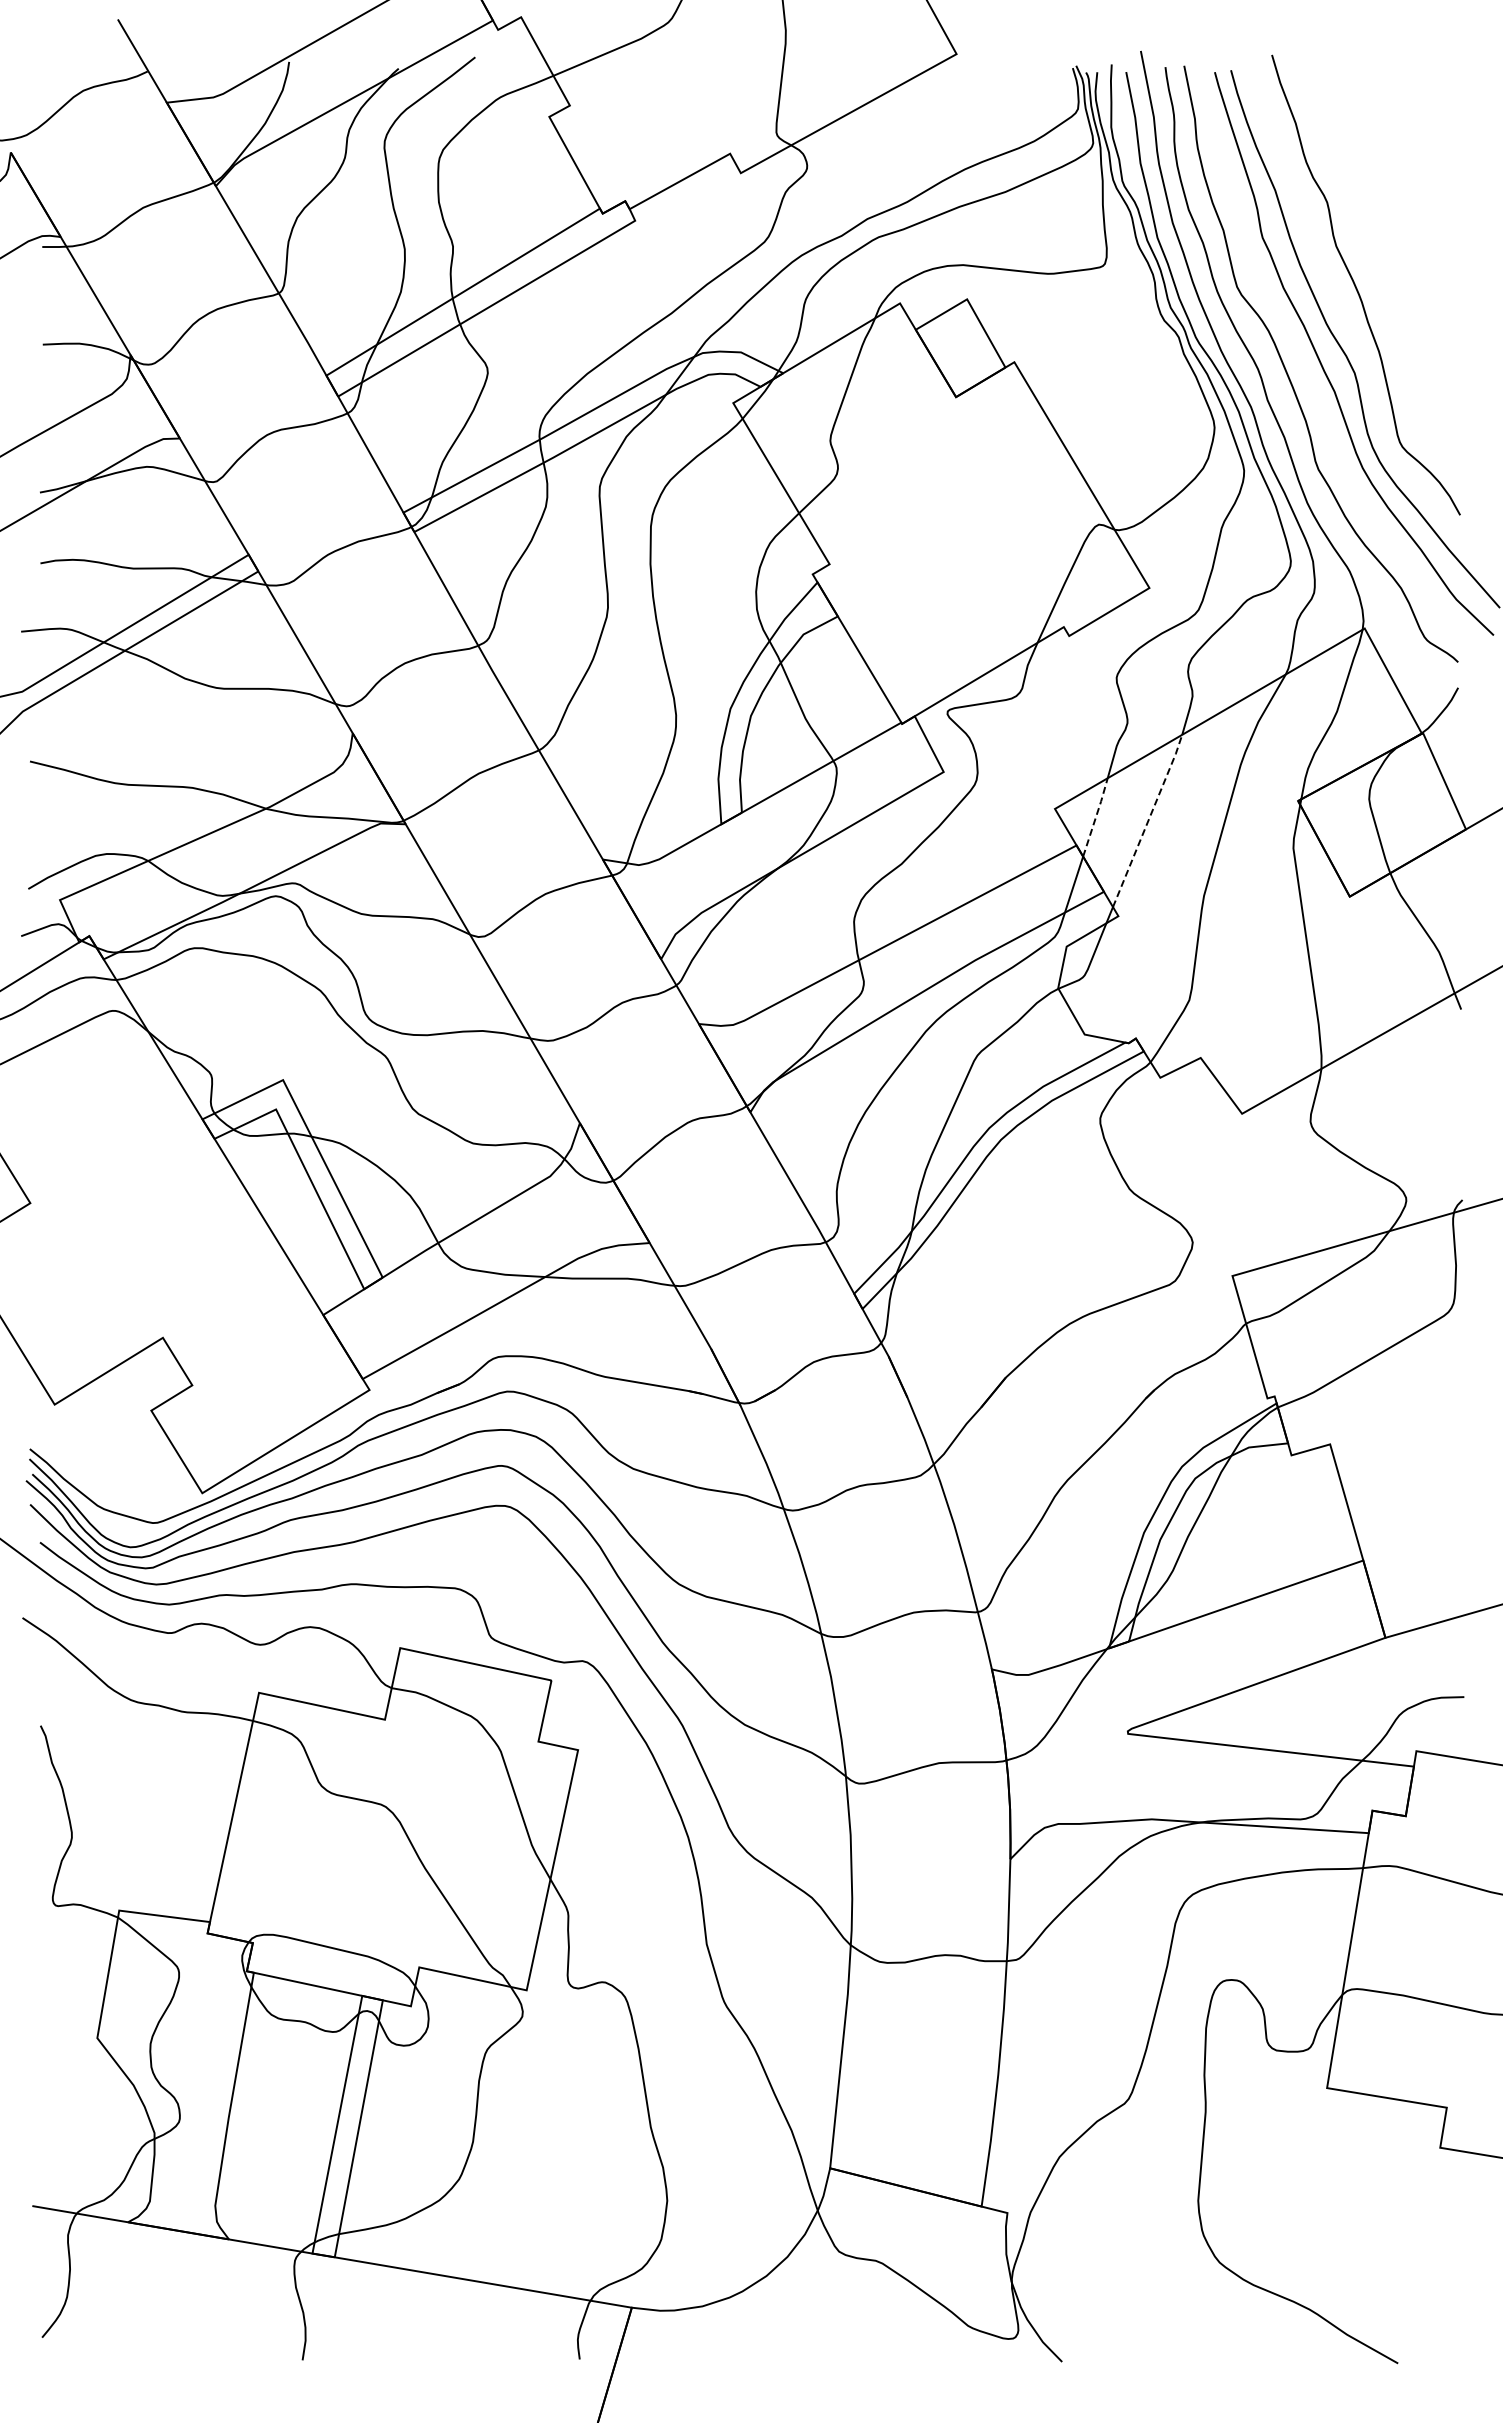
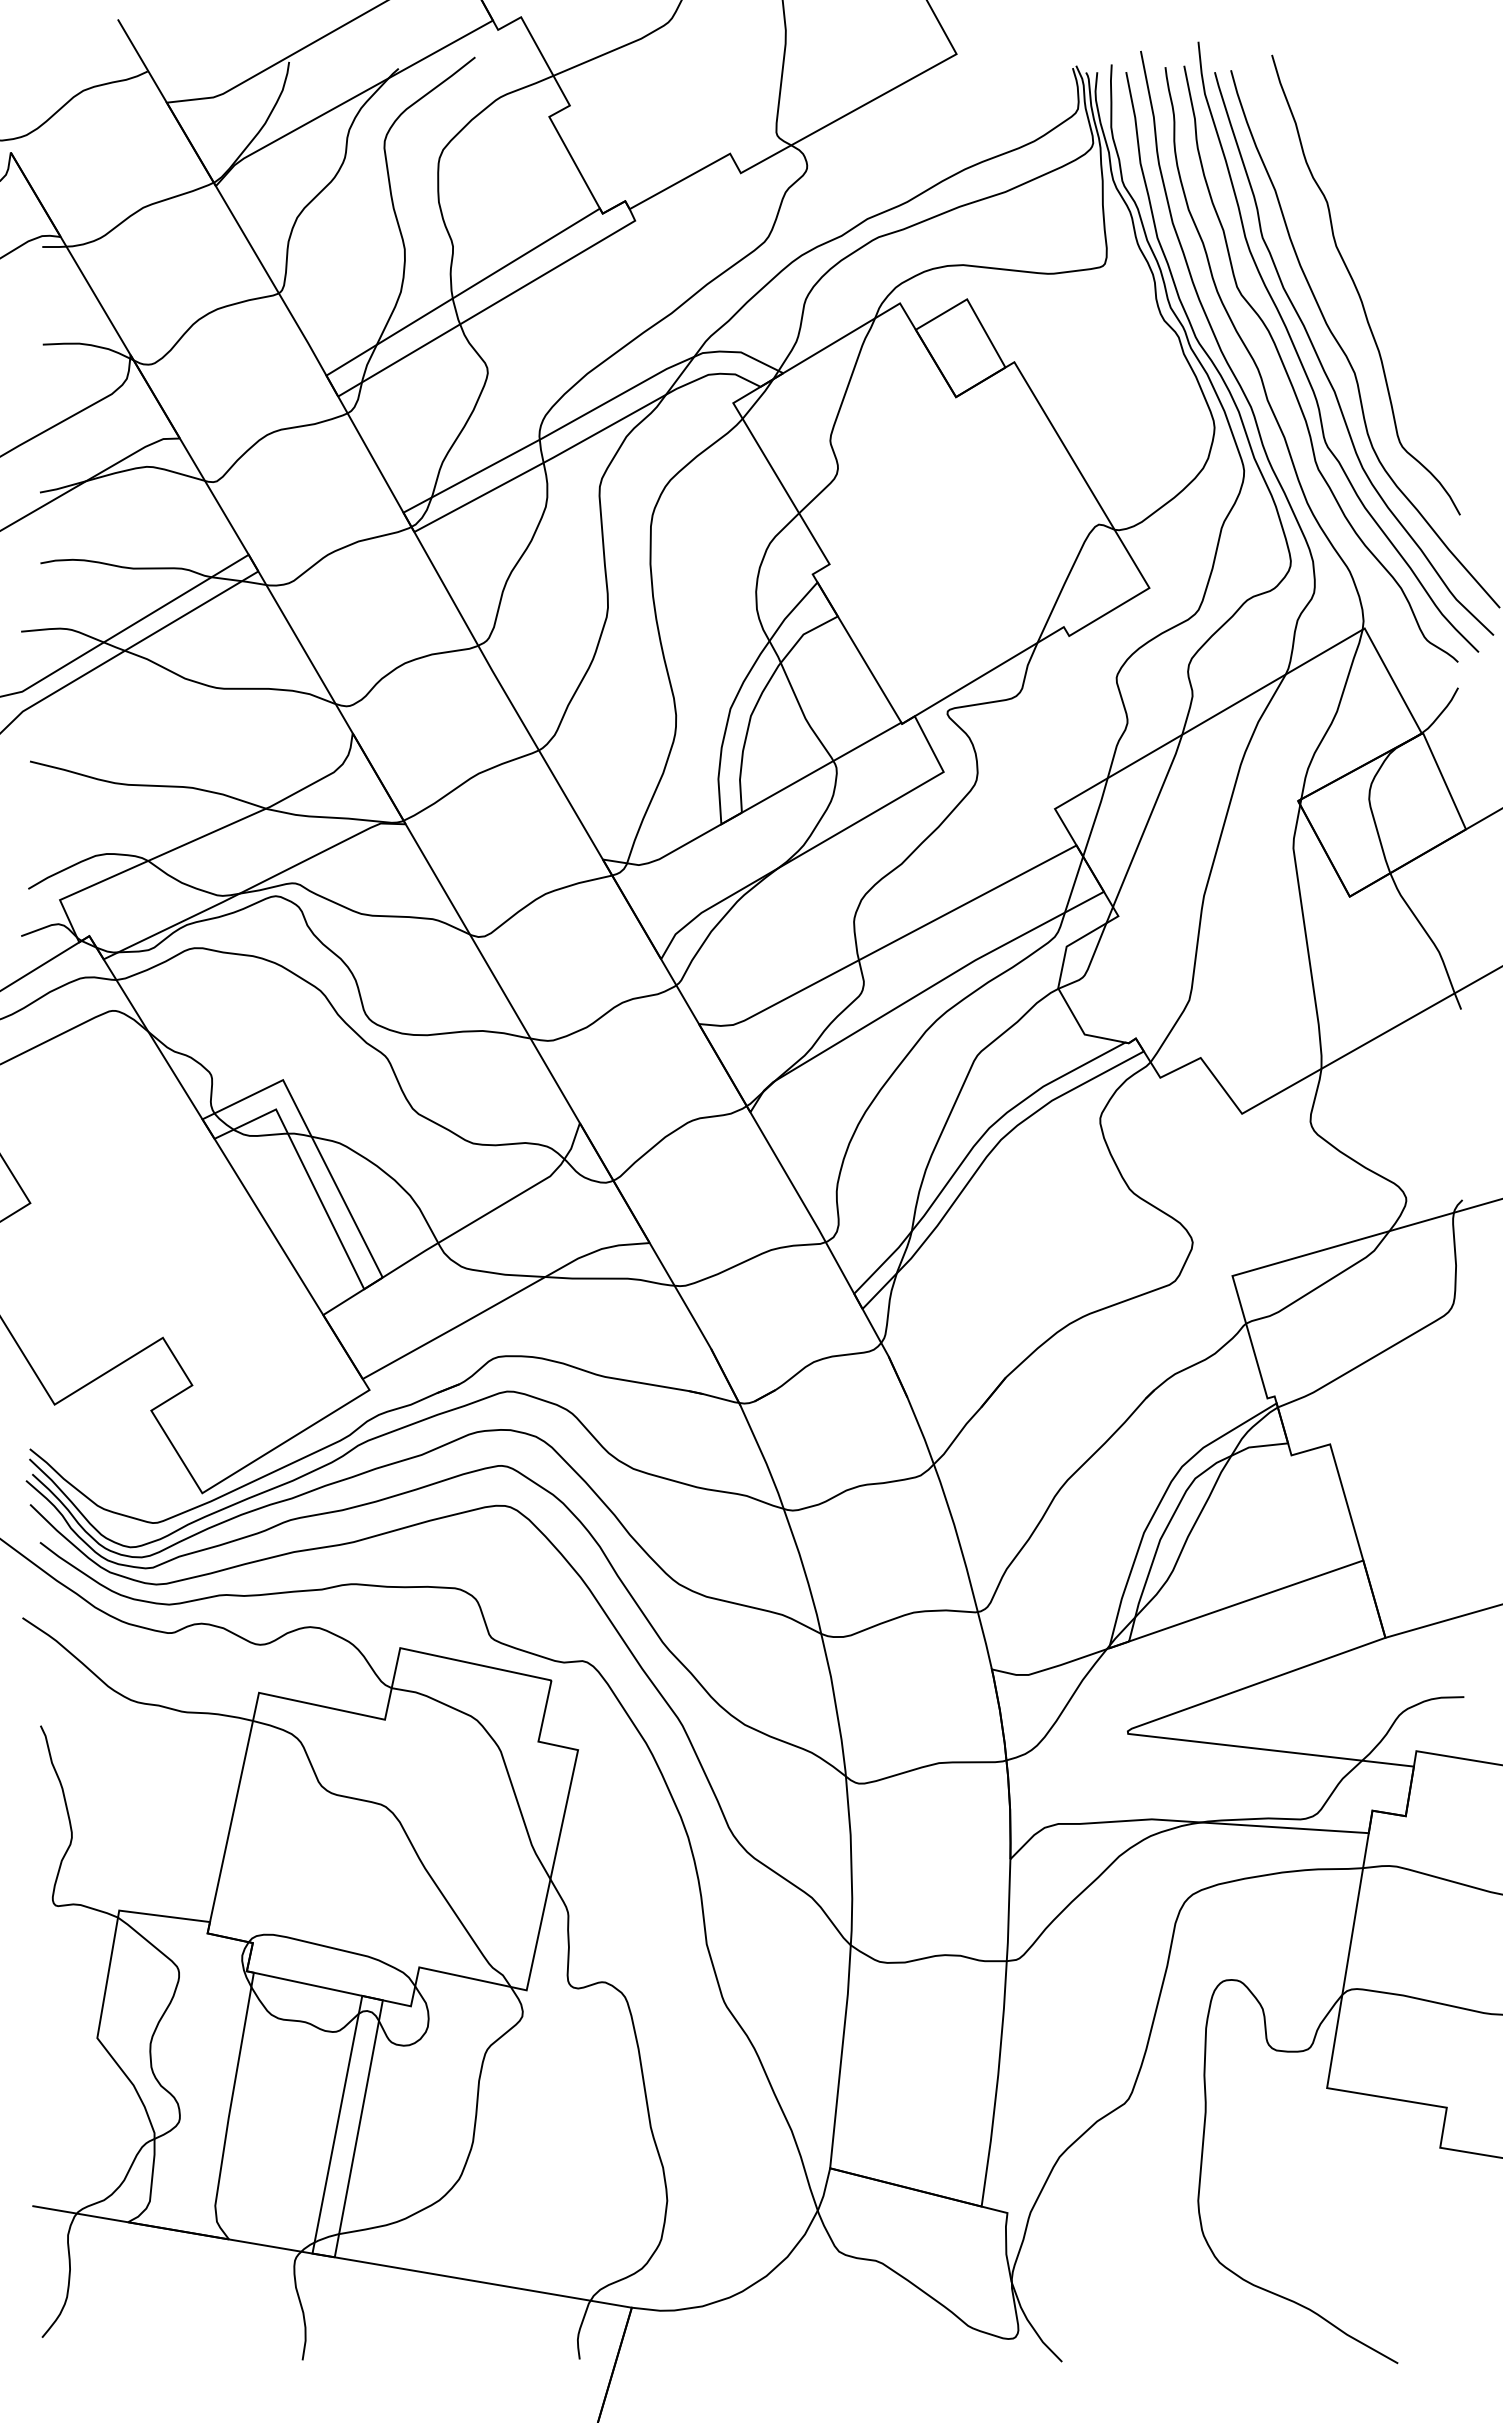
curve: none -> present (1301, 360)
line: dashed -> solid (1096, 816)
line: dashed -> solid (1148, 820)
